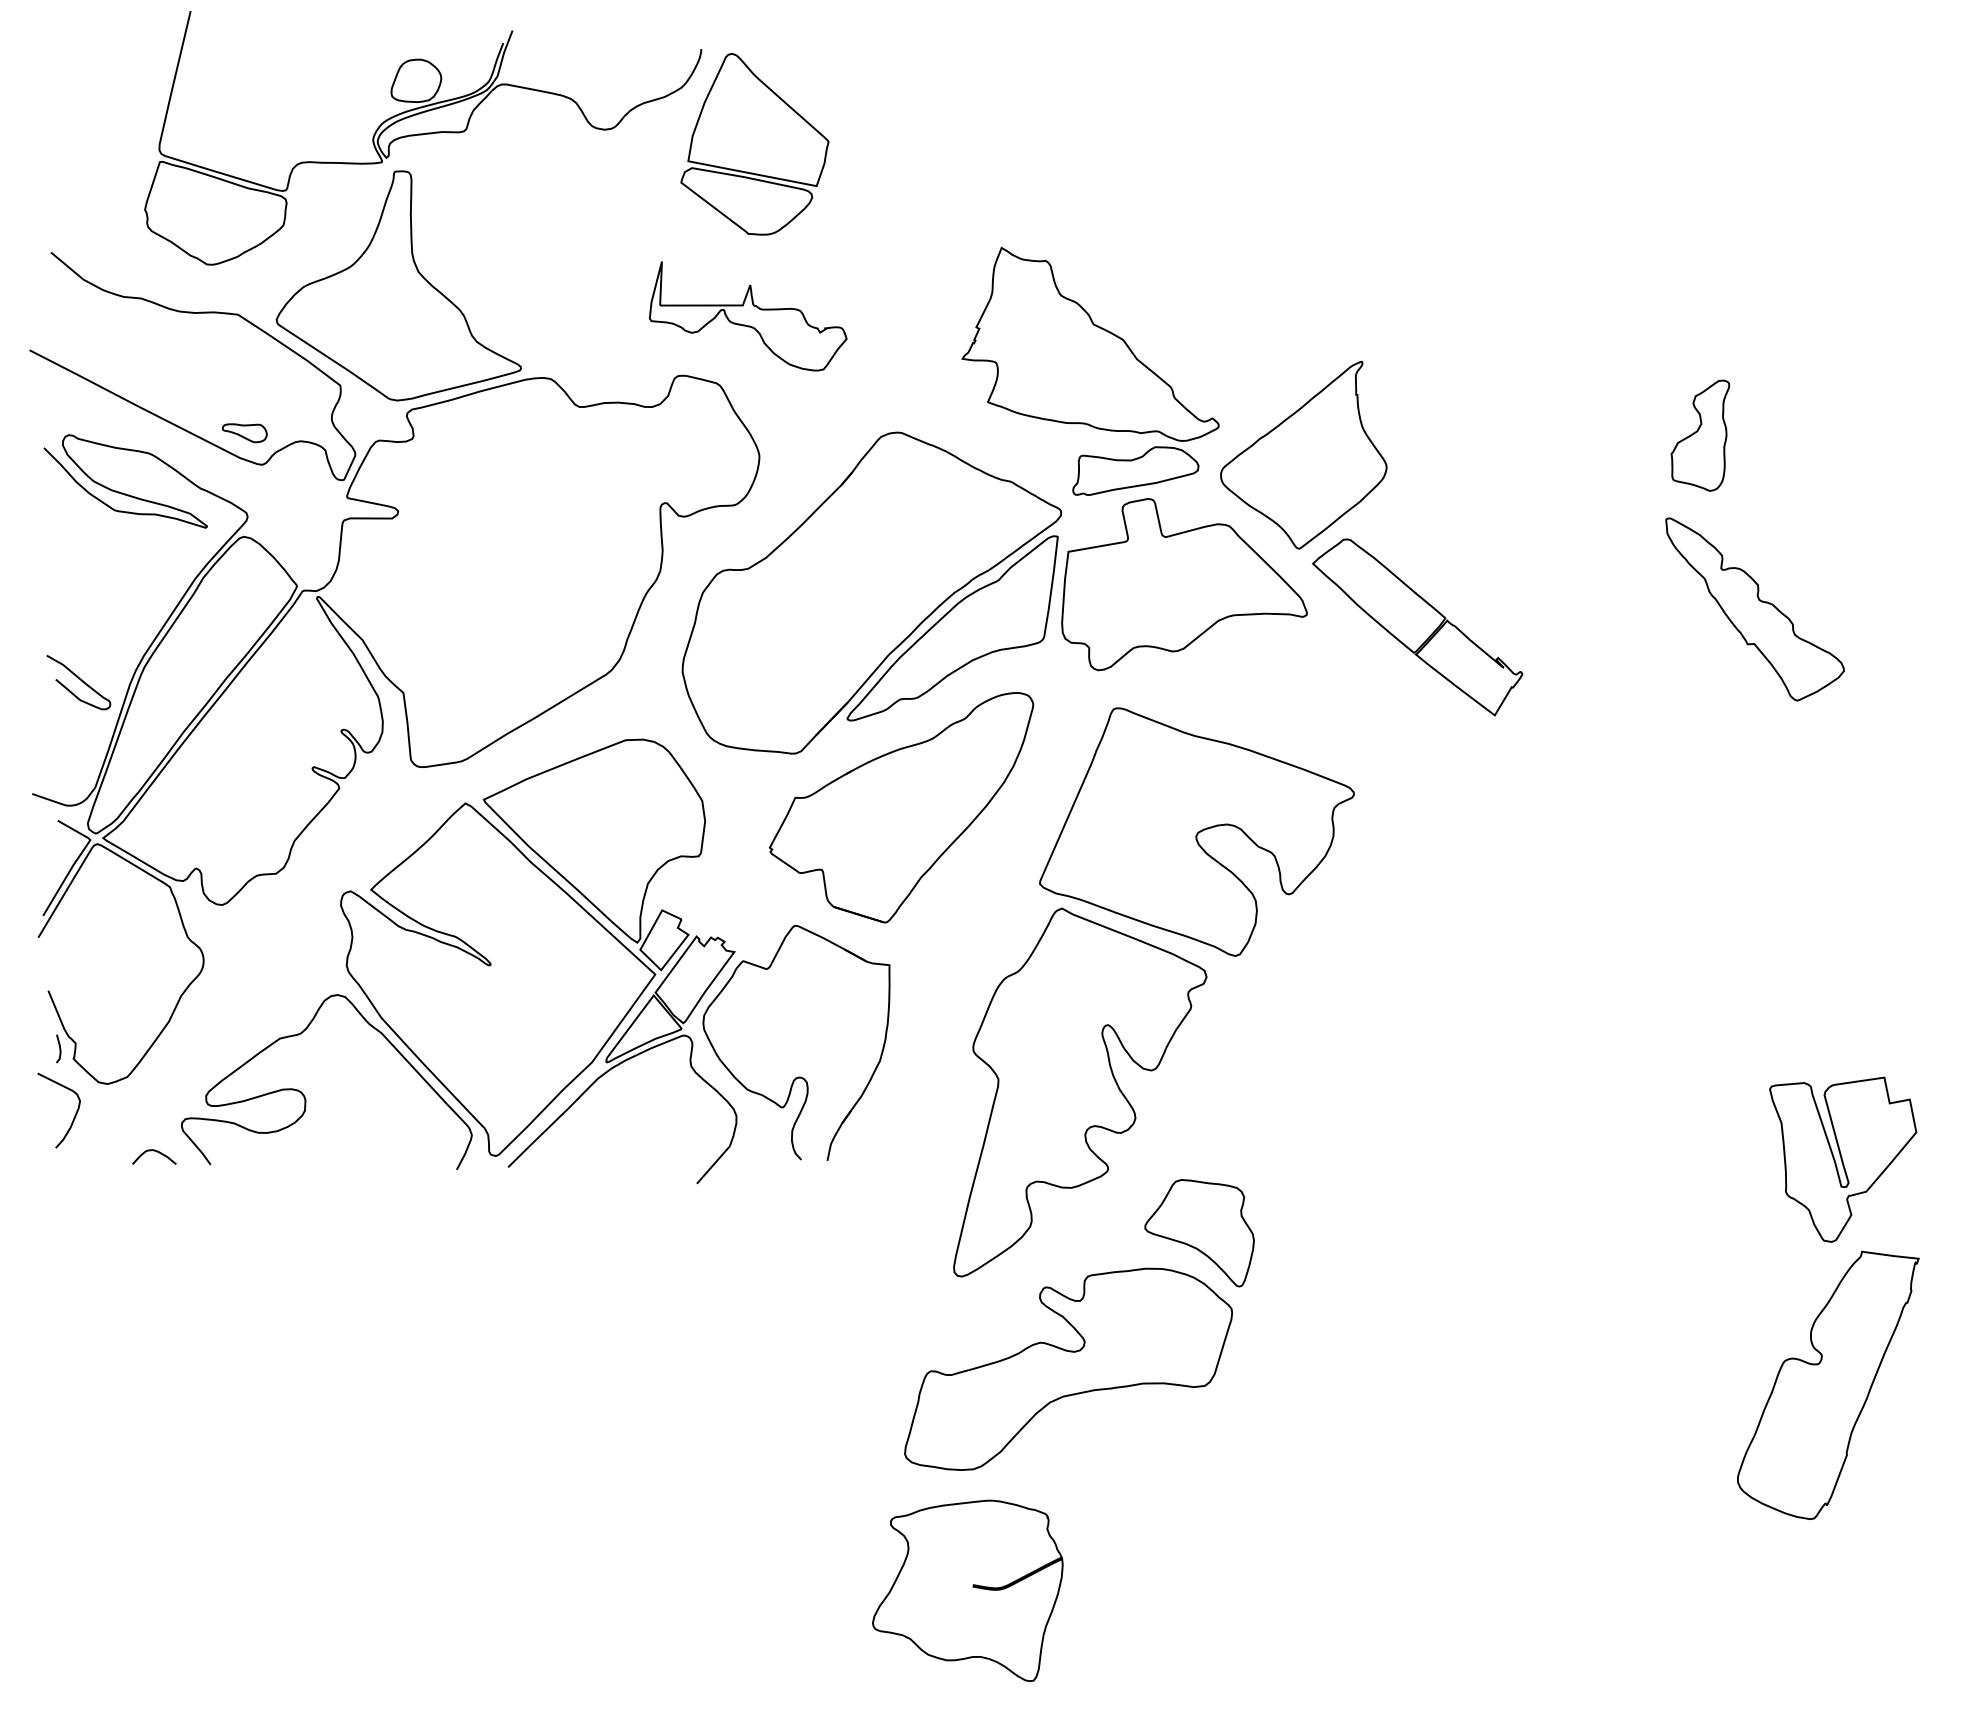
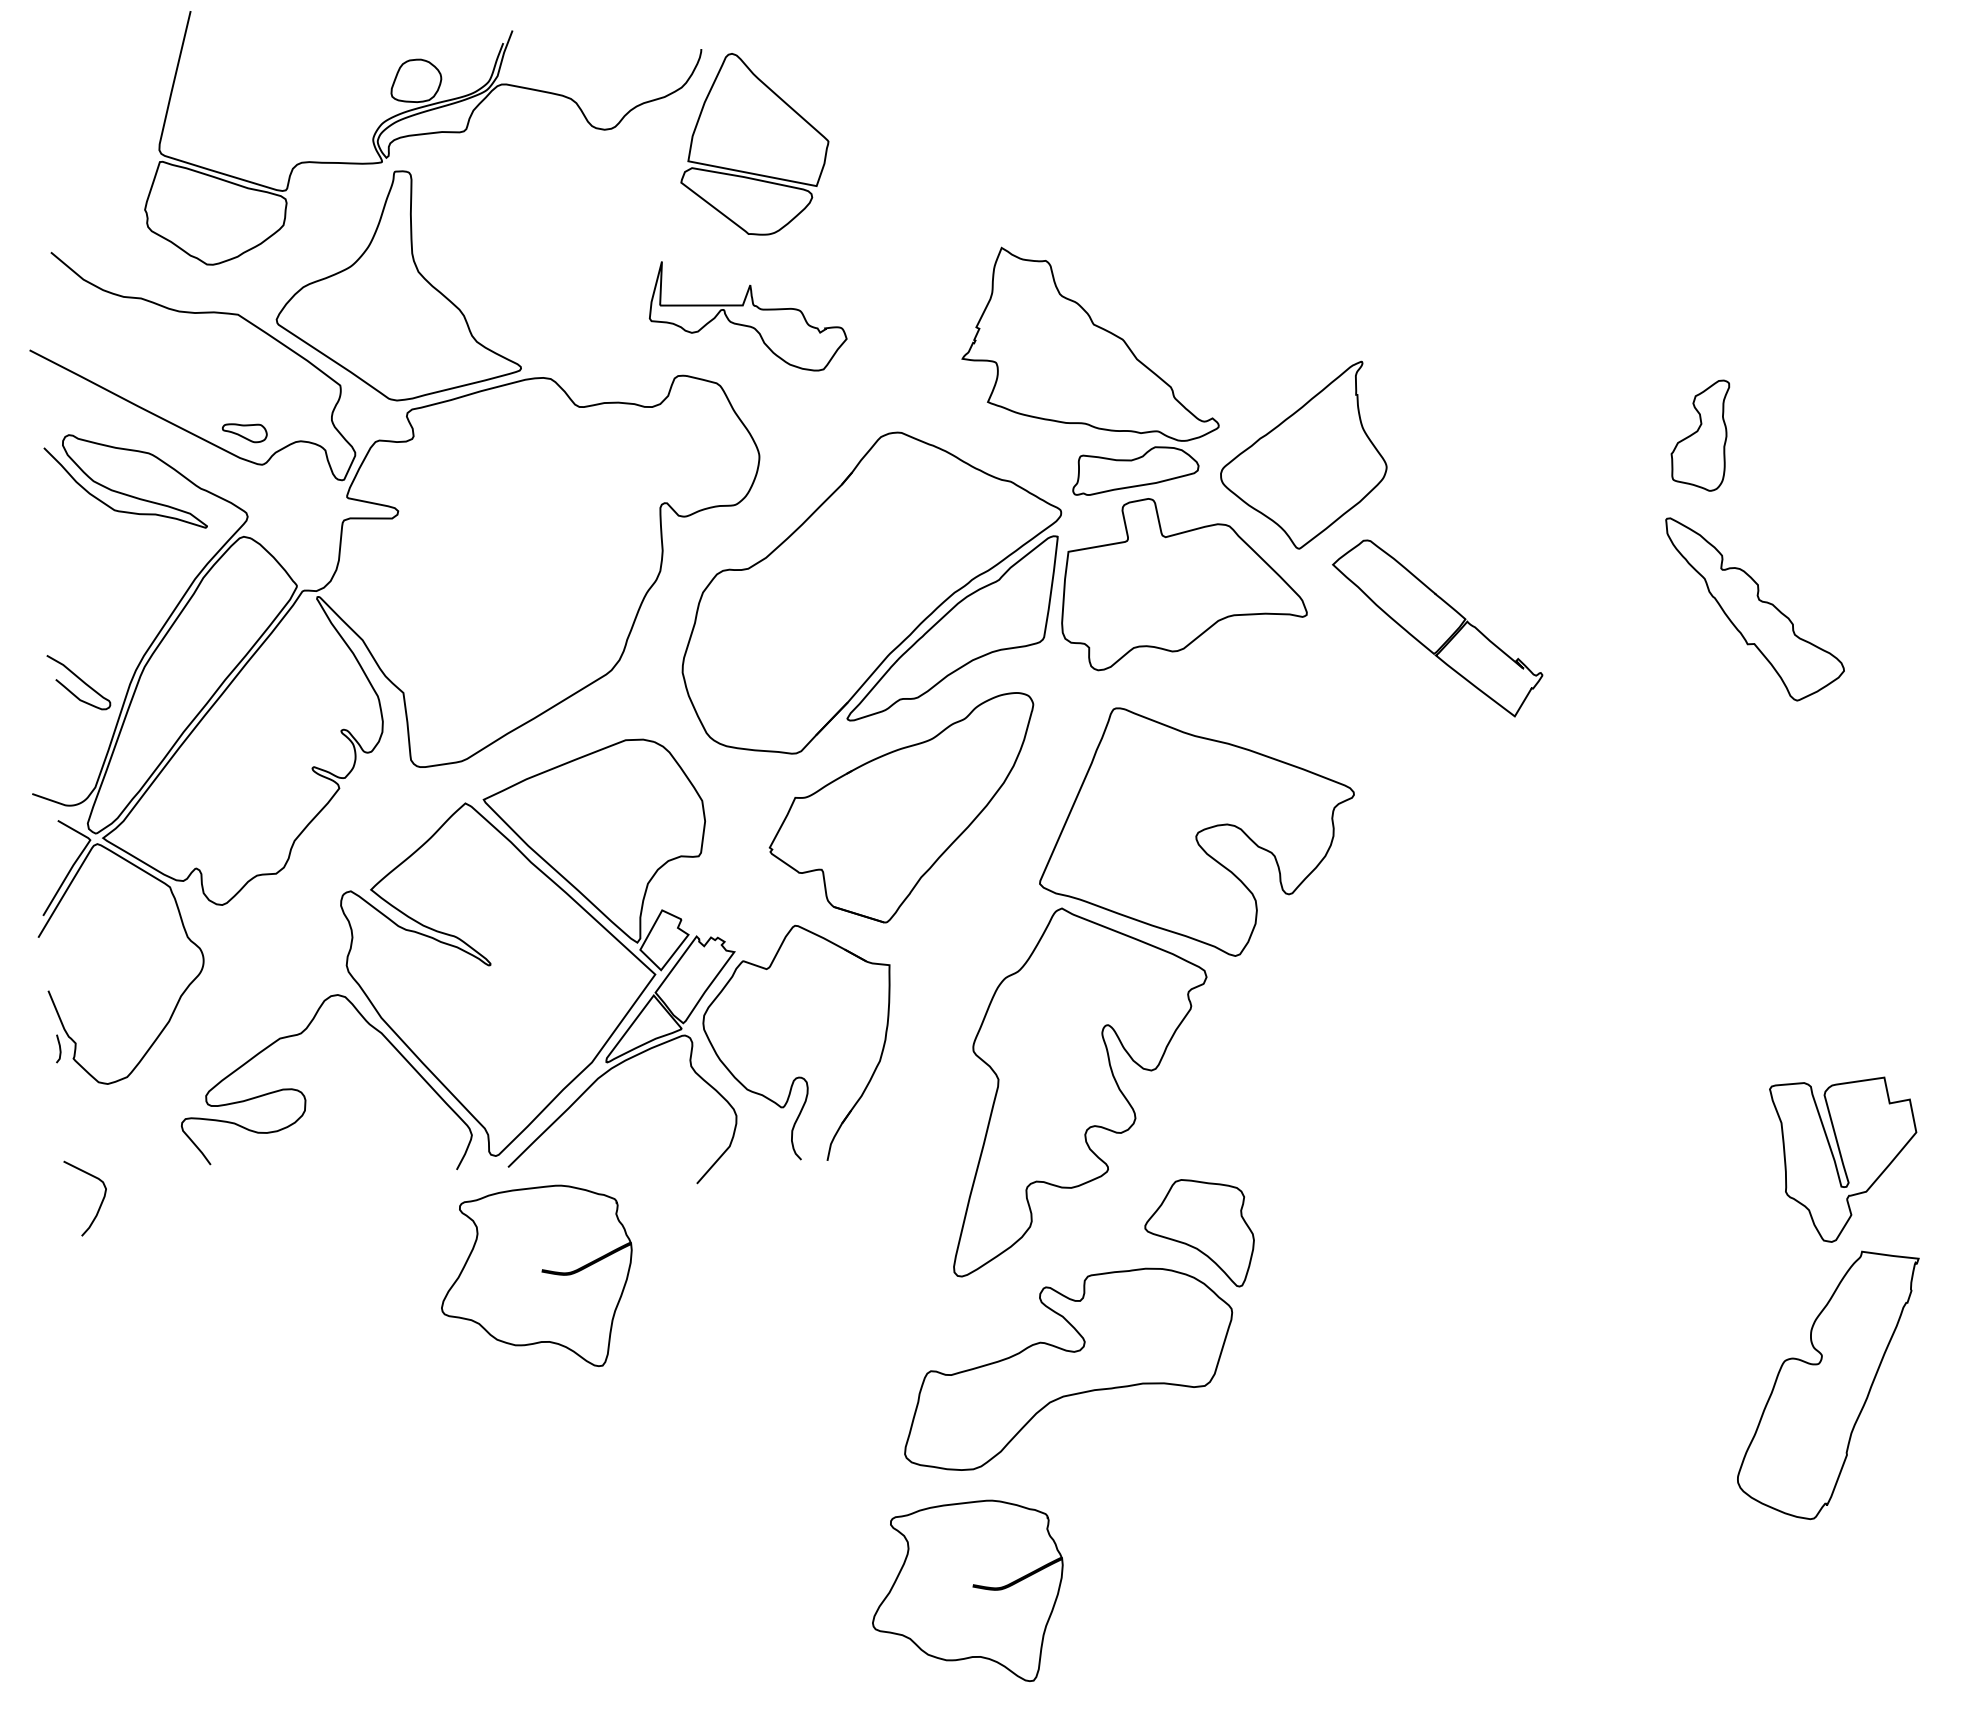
part position: (1417, 627) -> (1437, 628) (1437, 628)
curve position: (73, 1117) -> (99, 1205) (99, 1205)
curve: present -> none (156, 1152)
part: none -> present (536, 1275)
